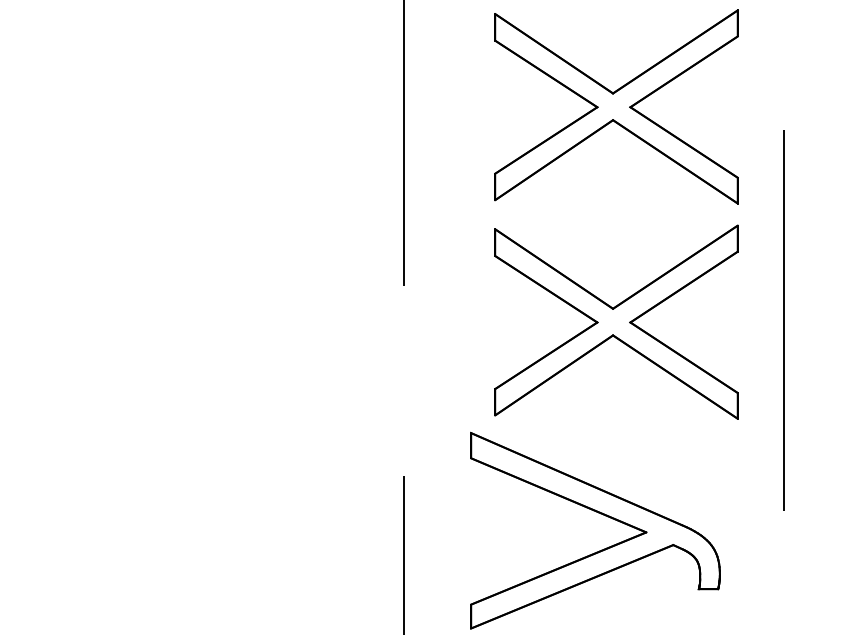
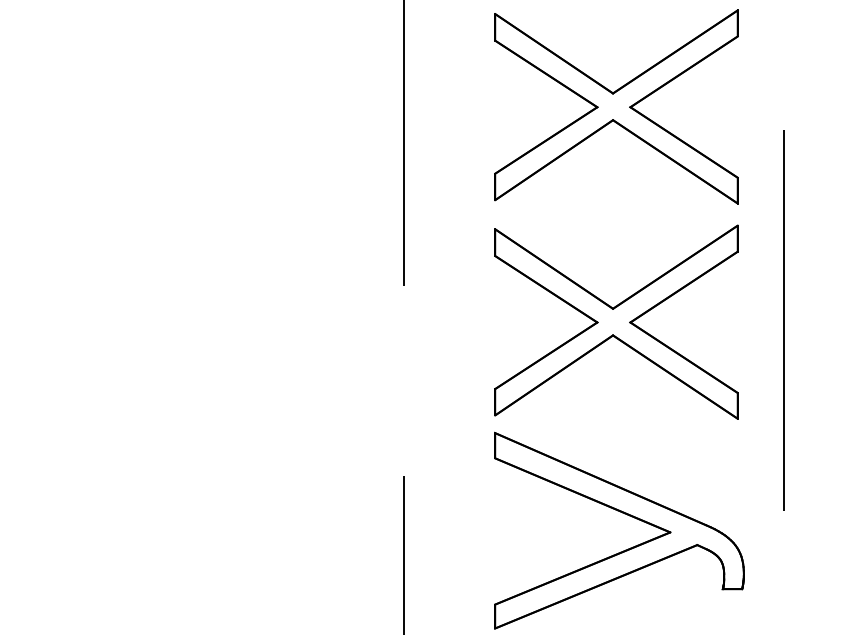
part position: (600, 514) -> (624, 514) (624, 514)
